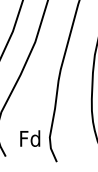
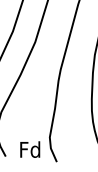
text position: (30, 138) -> (30, 149) (30, 149)
